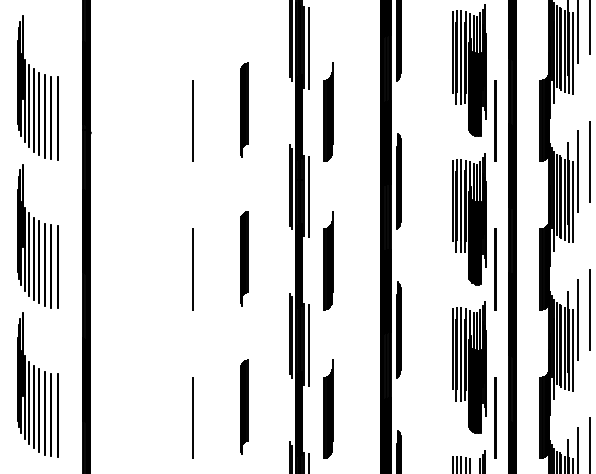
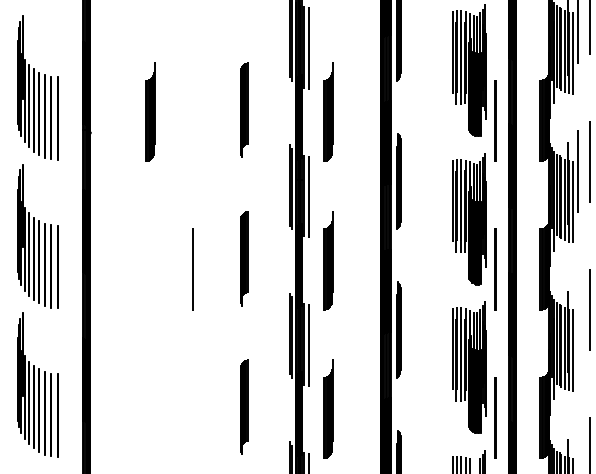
part: none -> present (150, 111)
line: present -> none (192, 120)
line: present -> none (578, 319)
line: present -> none (192, 417)
line: present -> none (578, 448)
